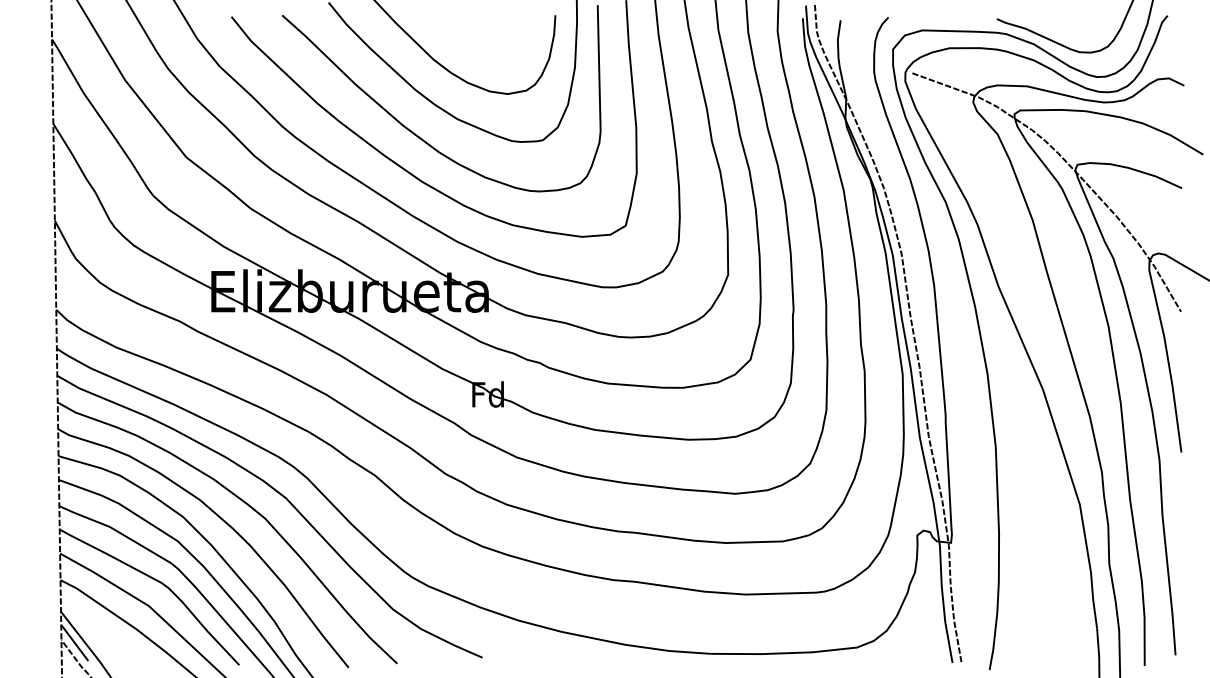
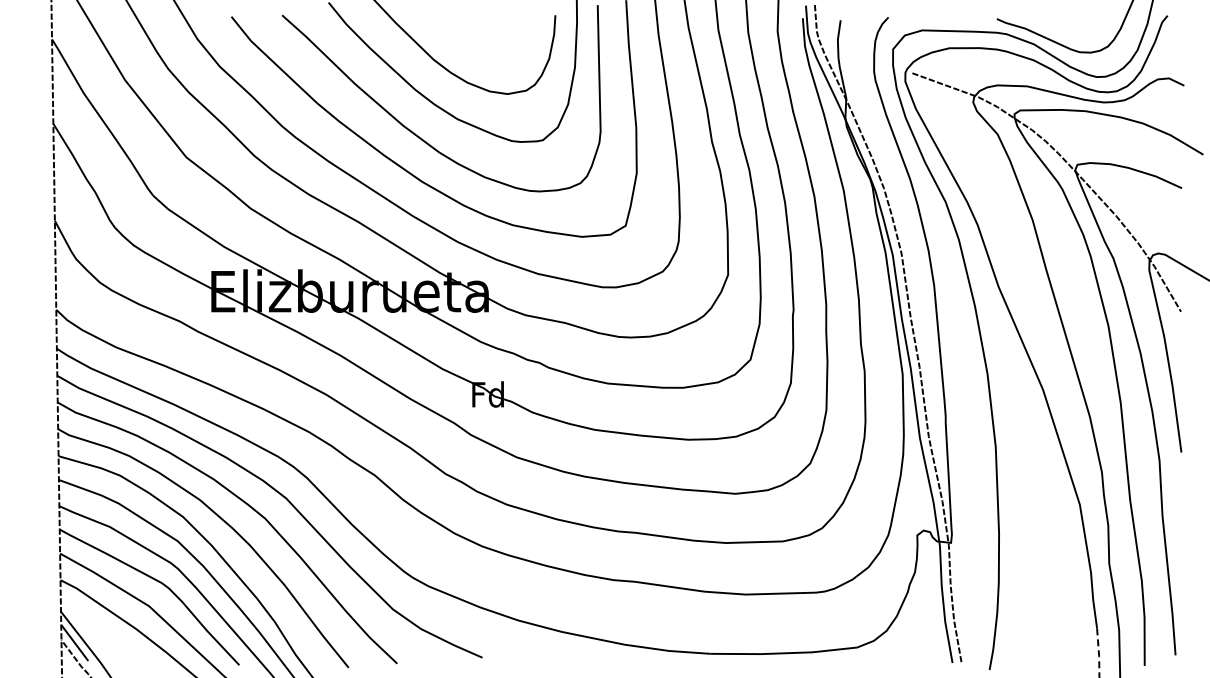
line: solid -> dashed (1098, 653)
